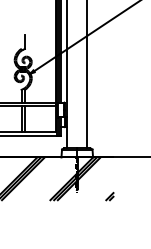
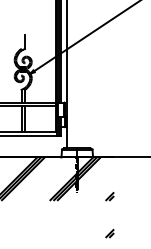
line: present -> none (87, 75)
part: none -> present (109, 233)
